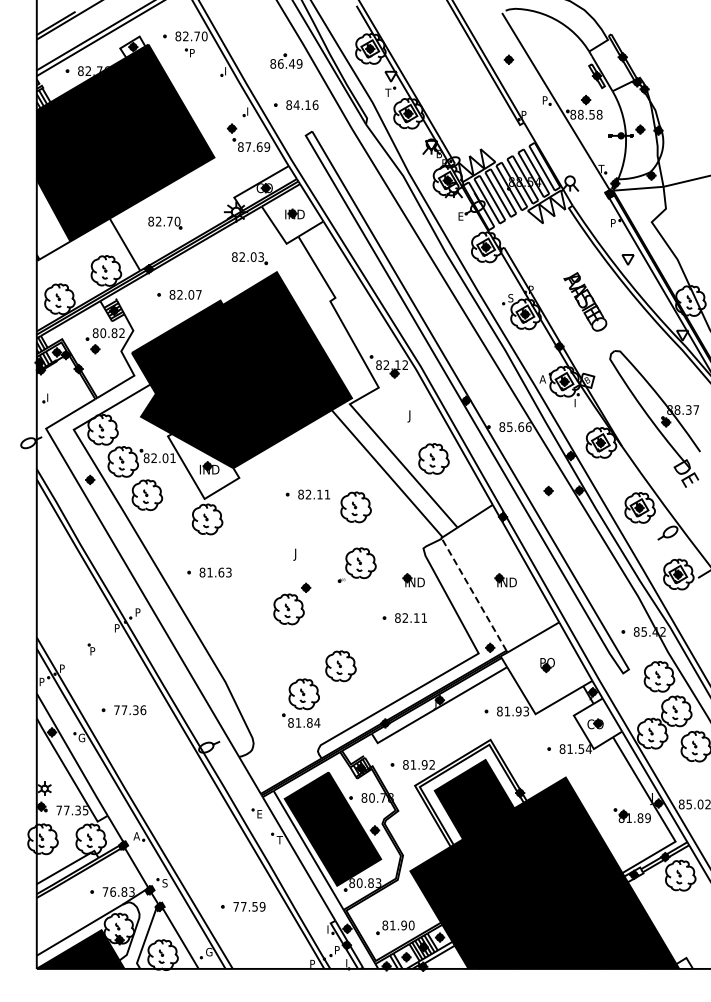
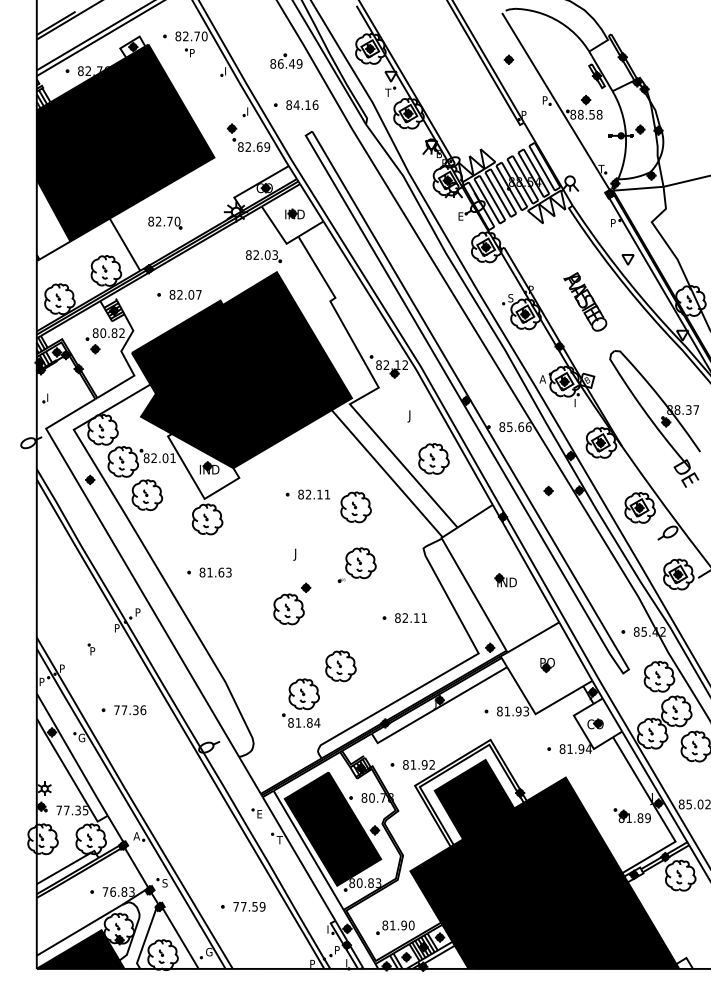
text: 87.69 -> 82.69 (248, 146)
part position: (249, 258) -> (263, 256) (263, 256)
part: present -> none (413, 580)
line: dashed -> solid (474, 594)
text: 81.54 -> 81.94 (581, 748)
